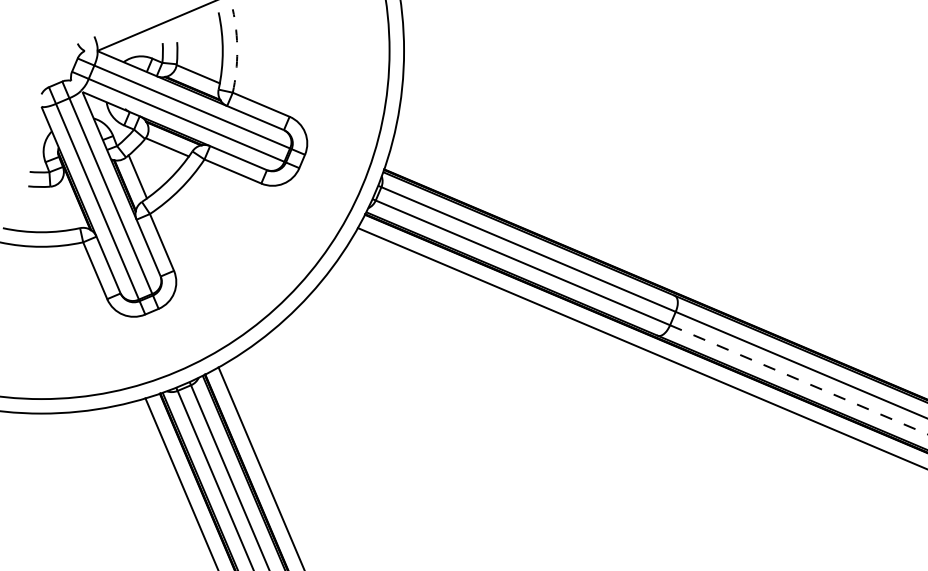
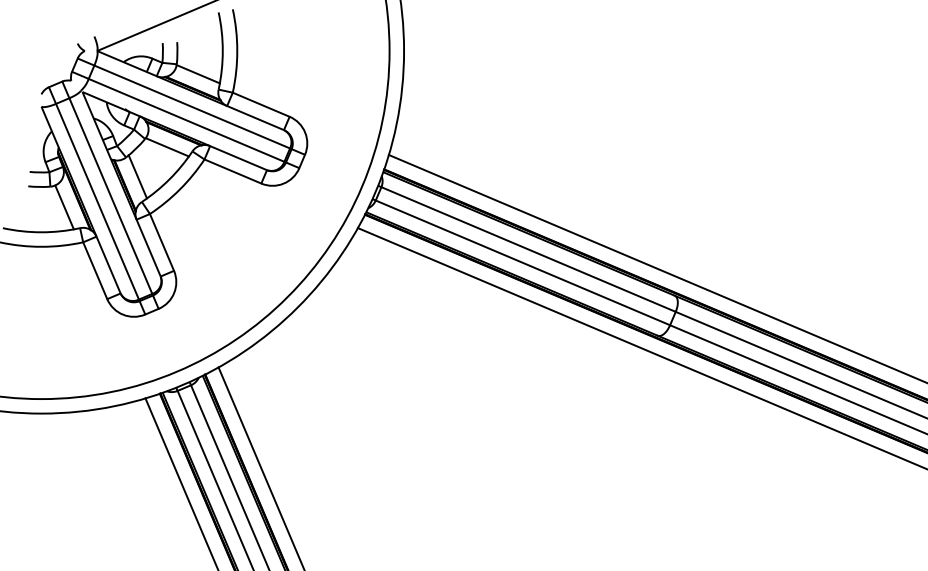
arc: dashed -> solid (237, 51)
line: none -> present (64, 207)
line: none -> present (656, 268)
line: dashed -> solid (798, 379)
